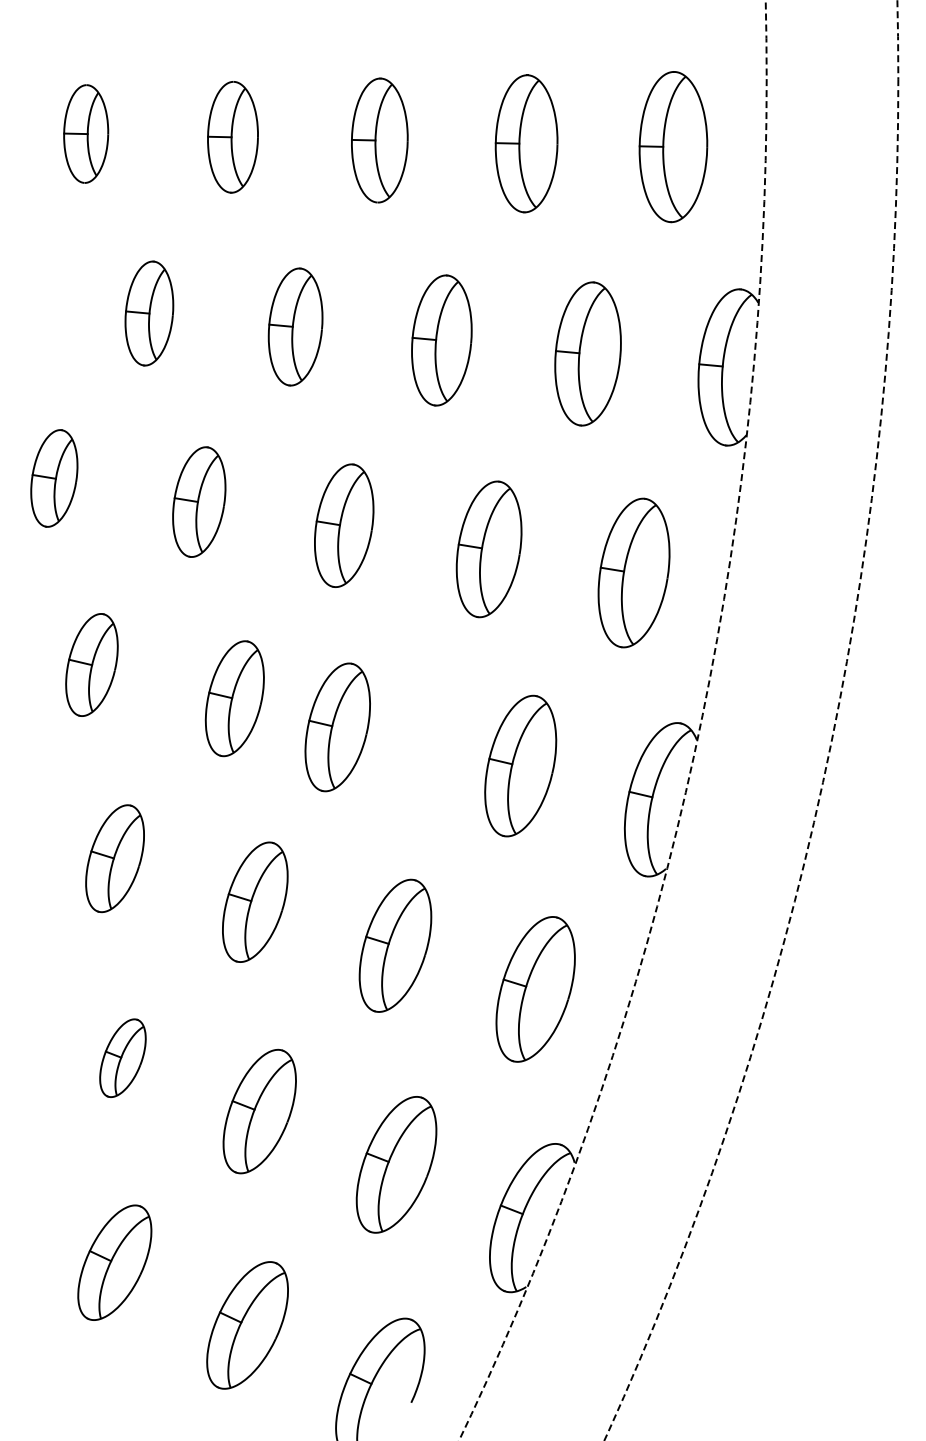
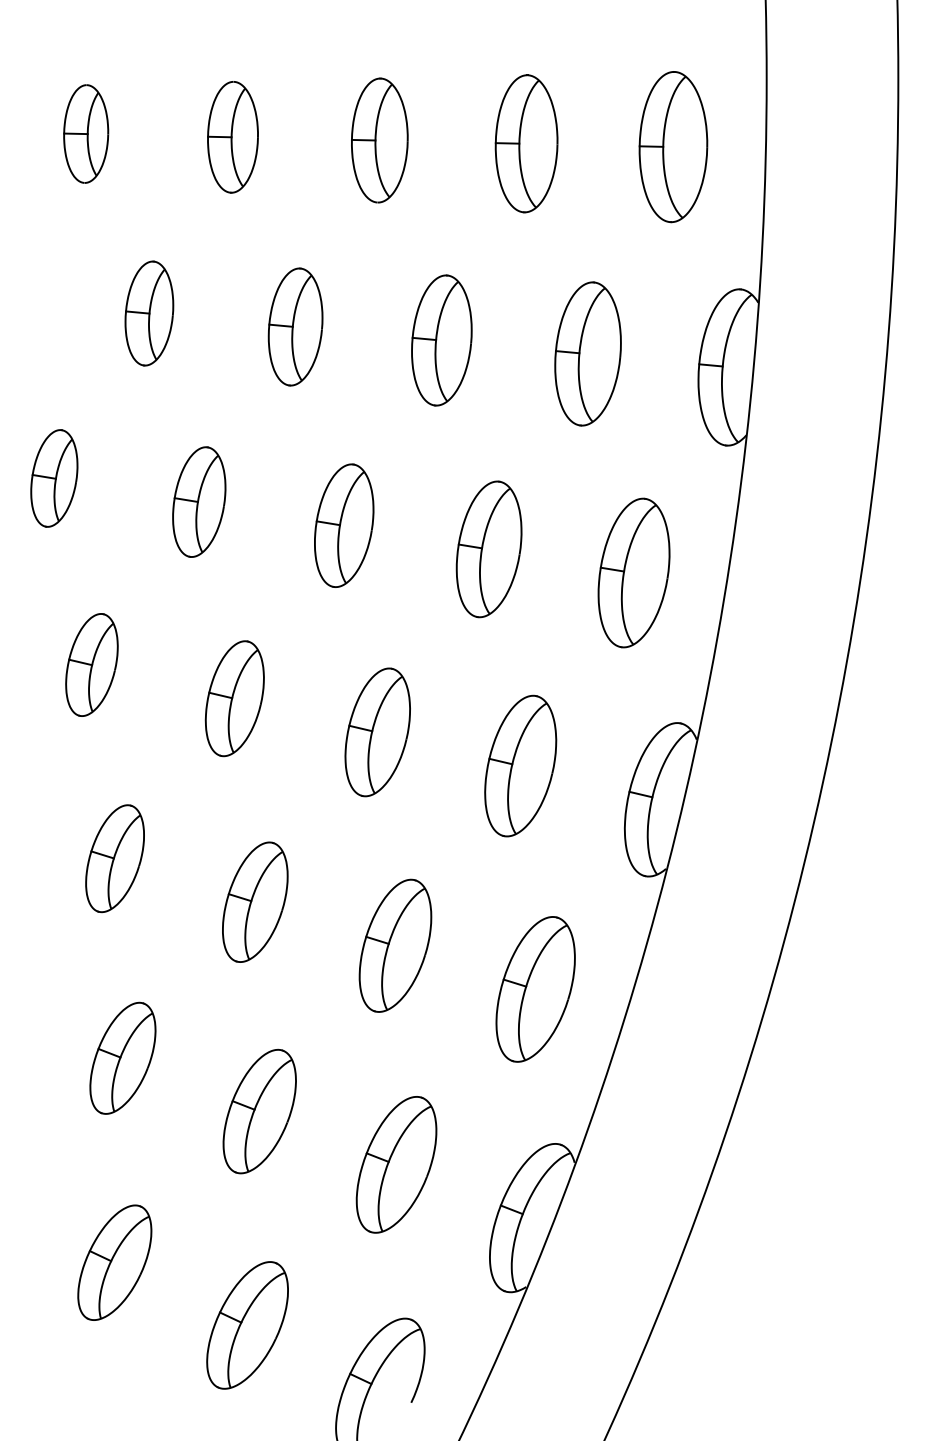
circle: dashed -> solid (612, 720)
circle: dashed -> solid (751, 720)
part position: (337, 727) -> (377, 732) (377, 732)
part size: 48x80 px -> 68x114 px (122, 1057)
